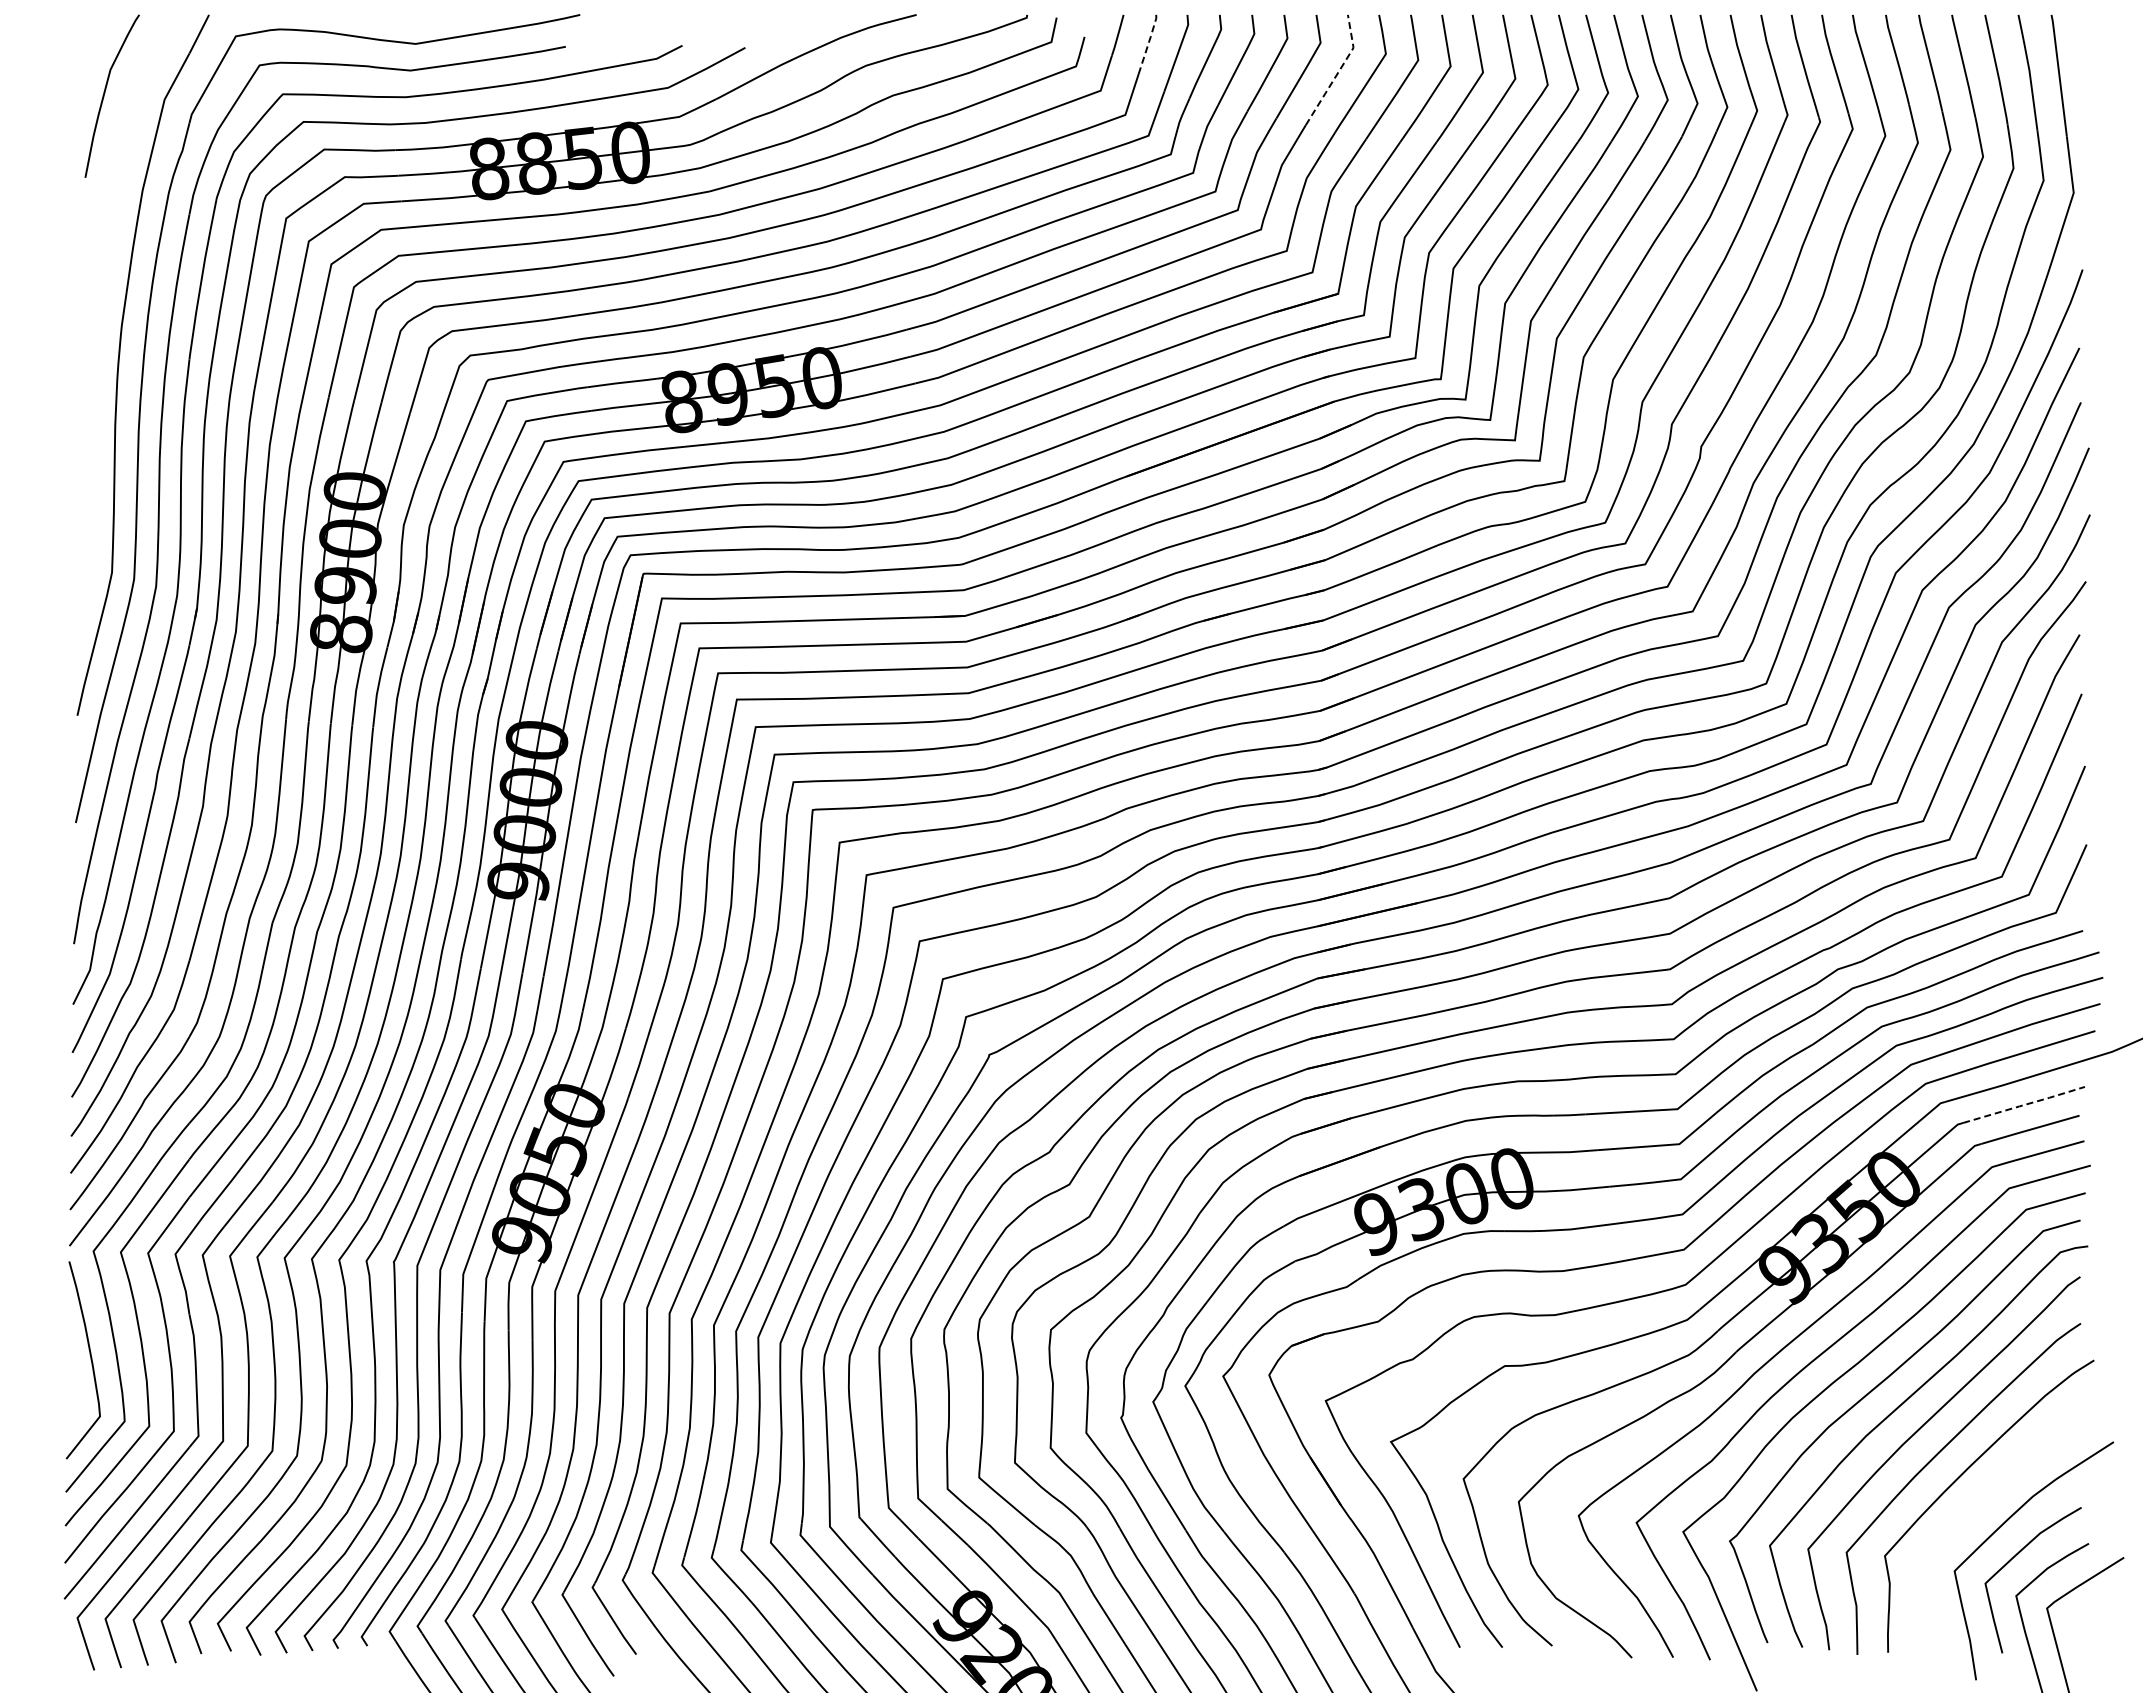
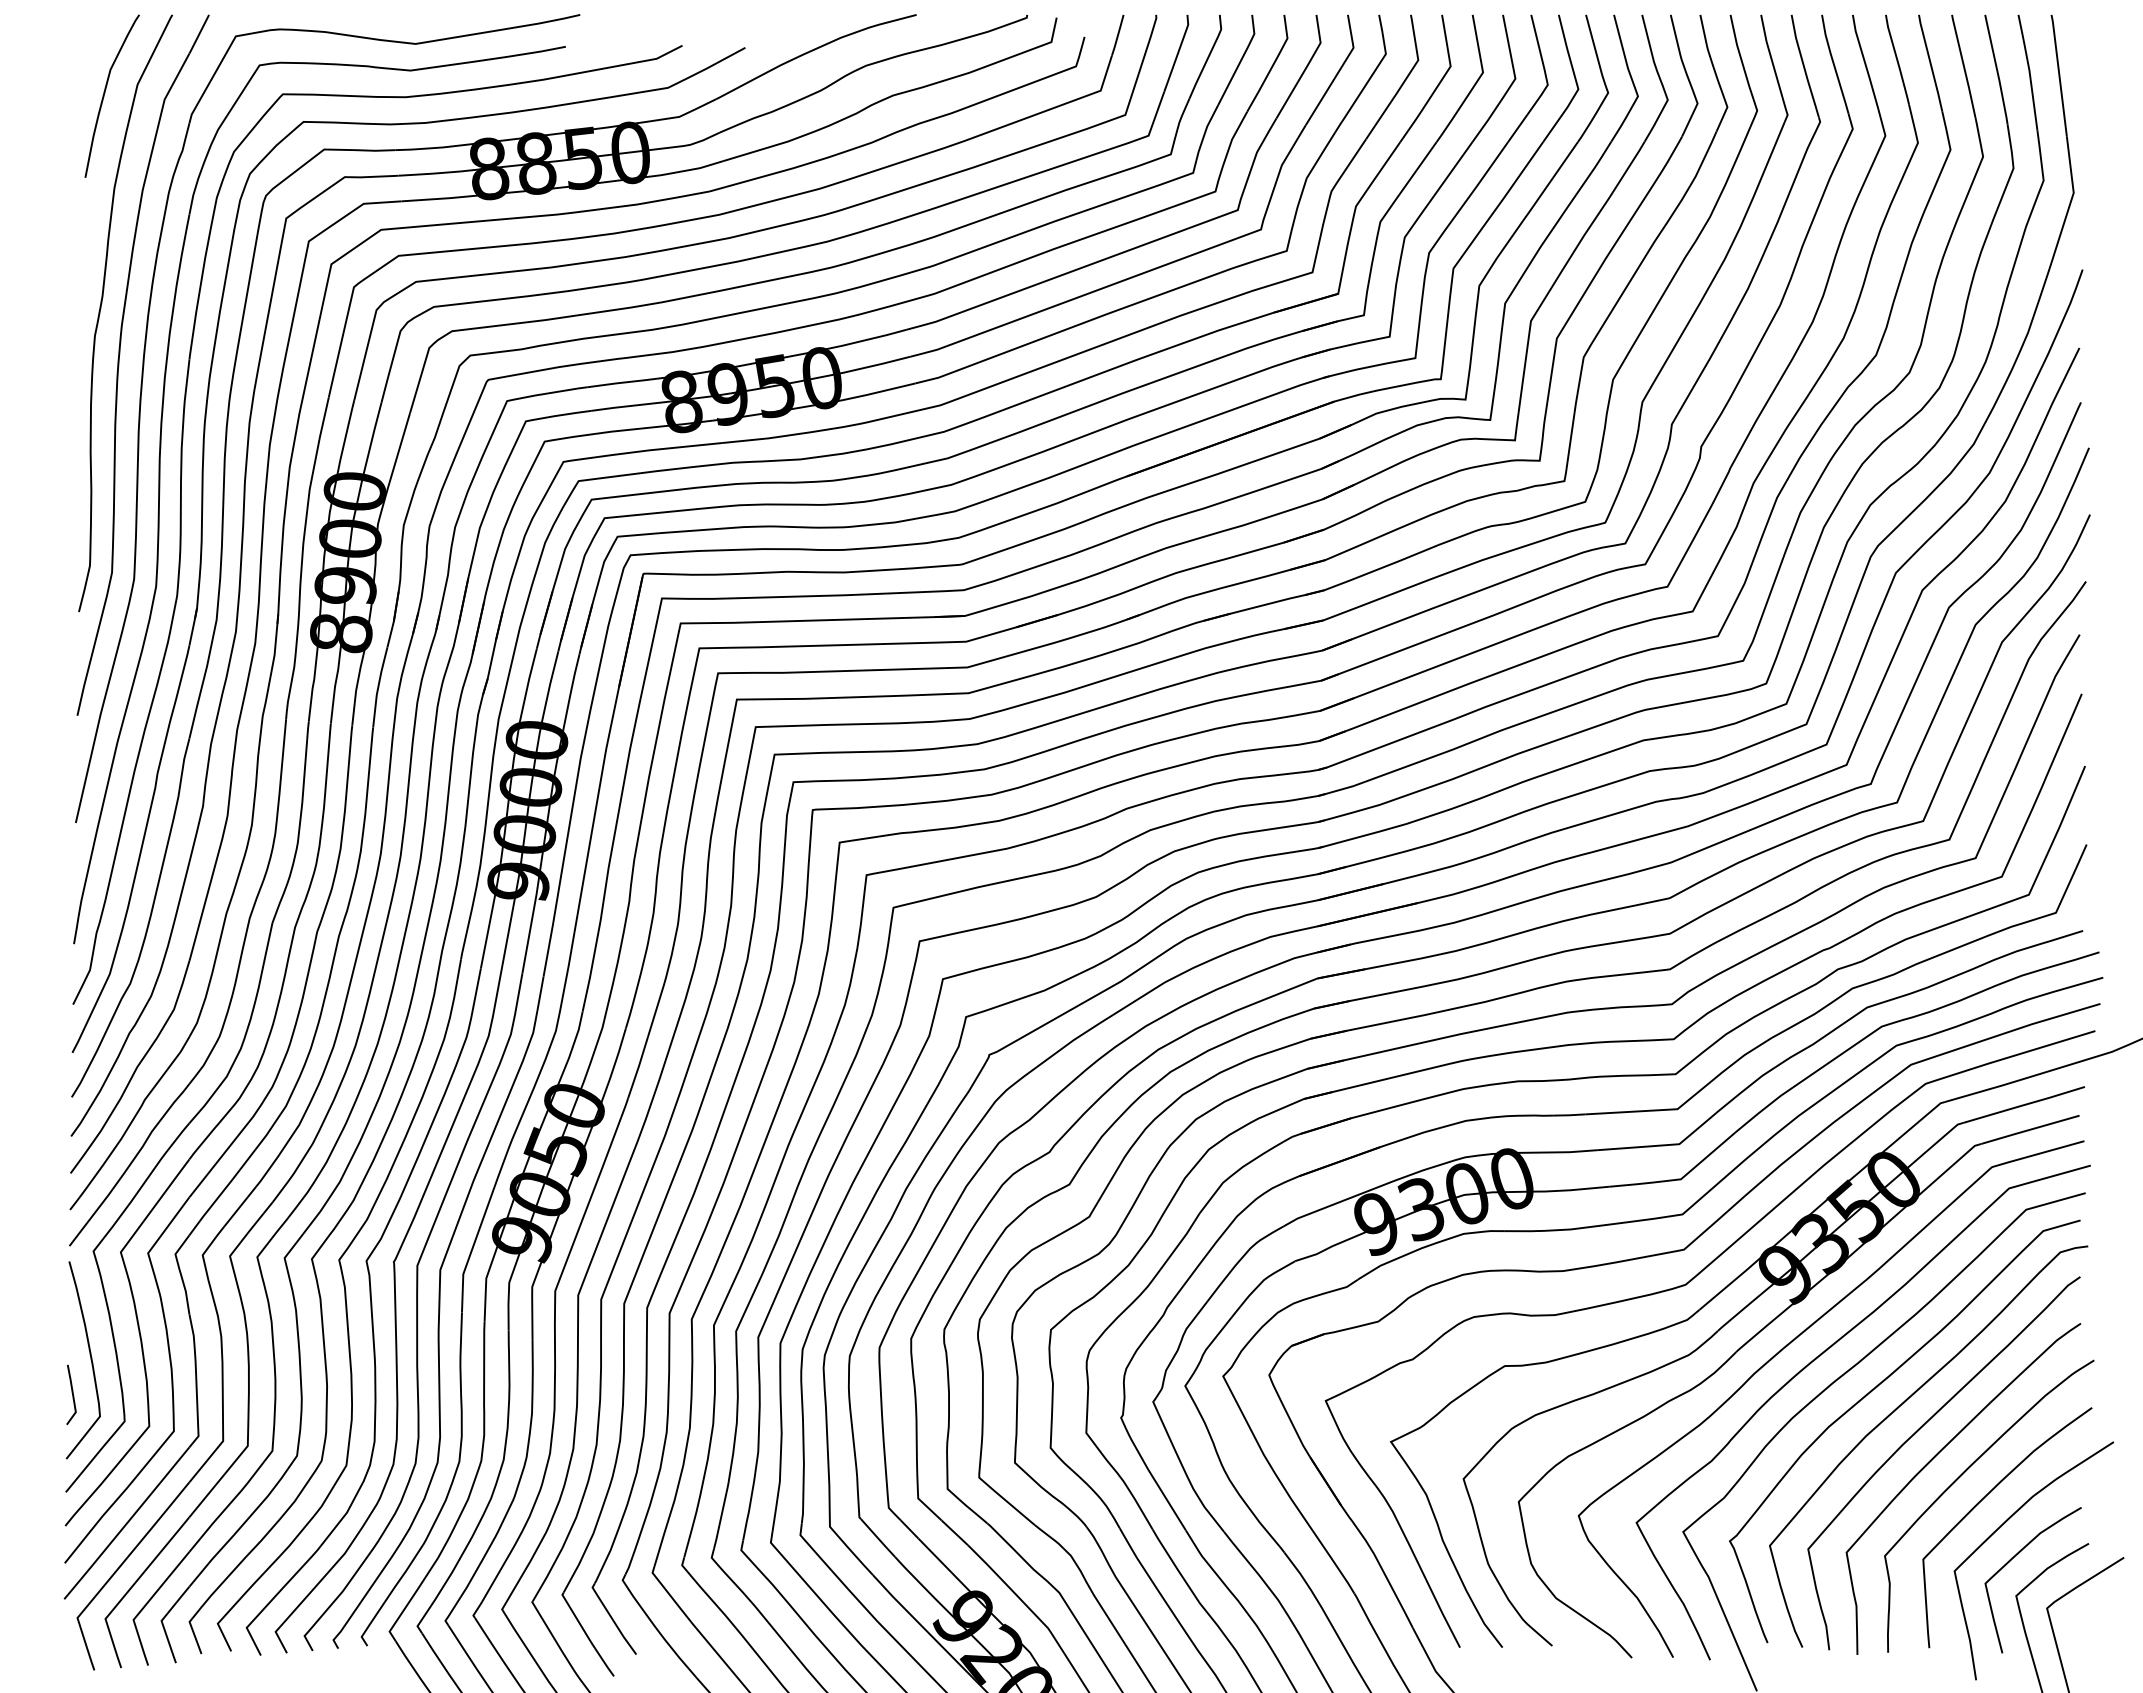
line: dashed -> solid (1148, 43)
line: dashed -> solid (1339, 70)
curve: none -> present (101, 308)
line: dashed -> solid (2025, 1104)
line: none -> present (71, 1393)
curve: none -> present (1981, 1501)
